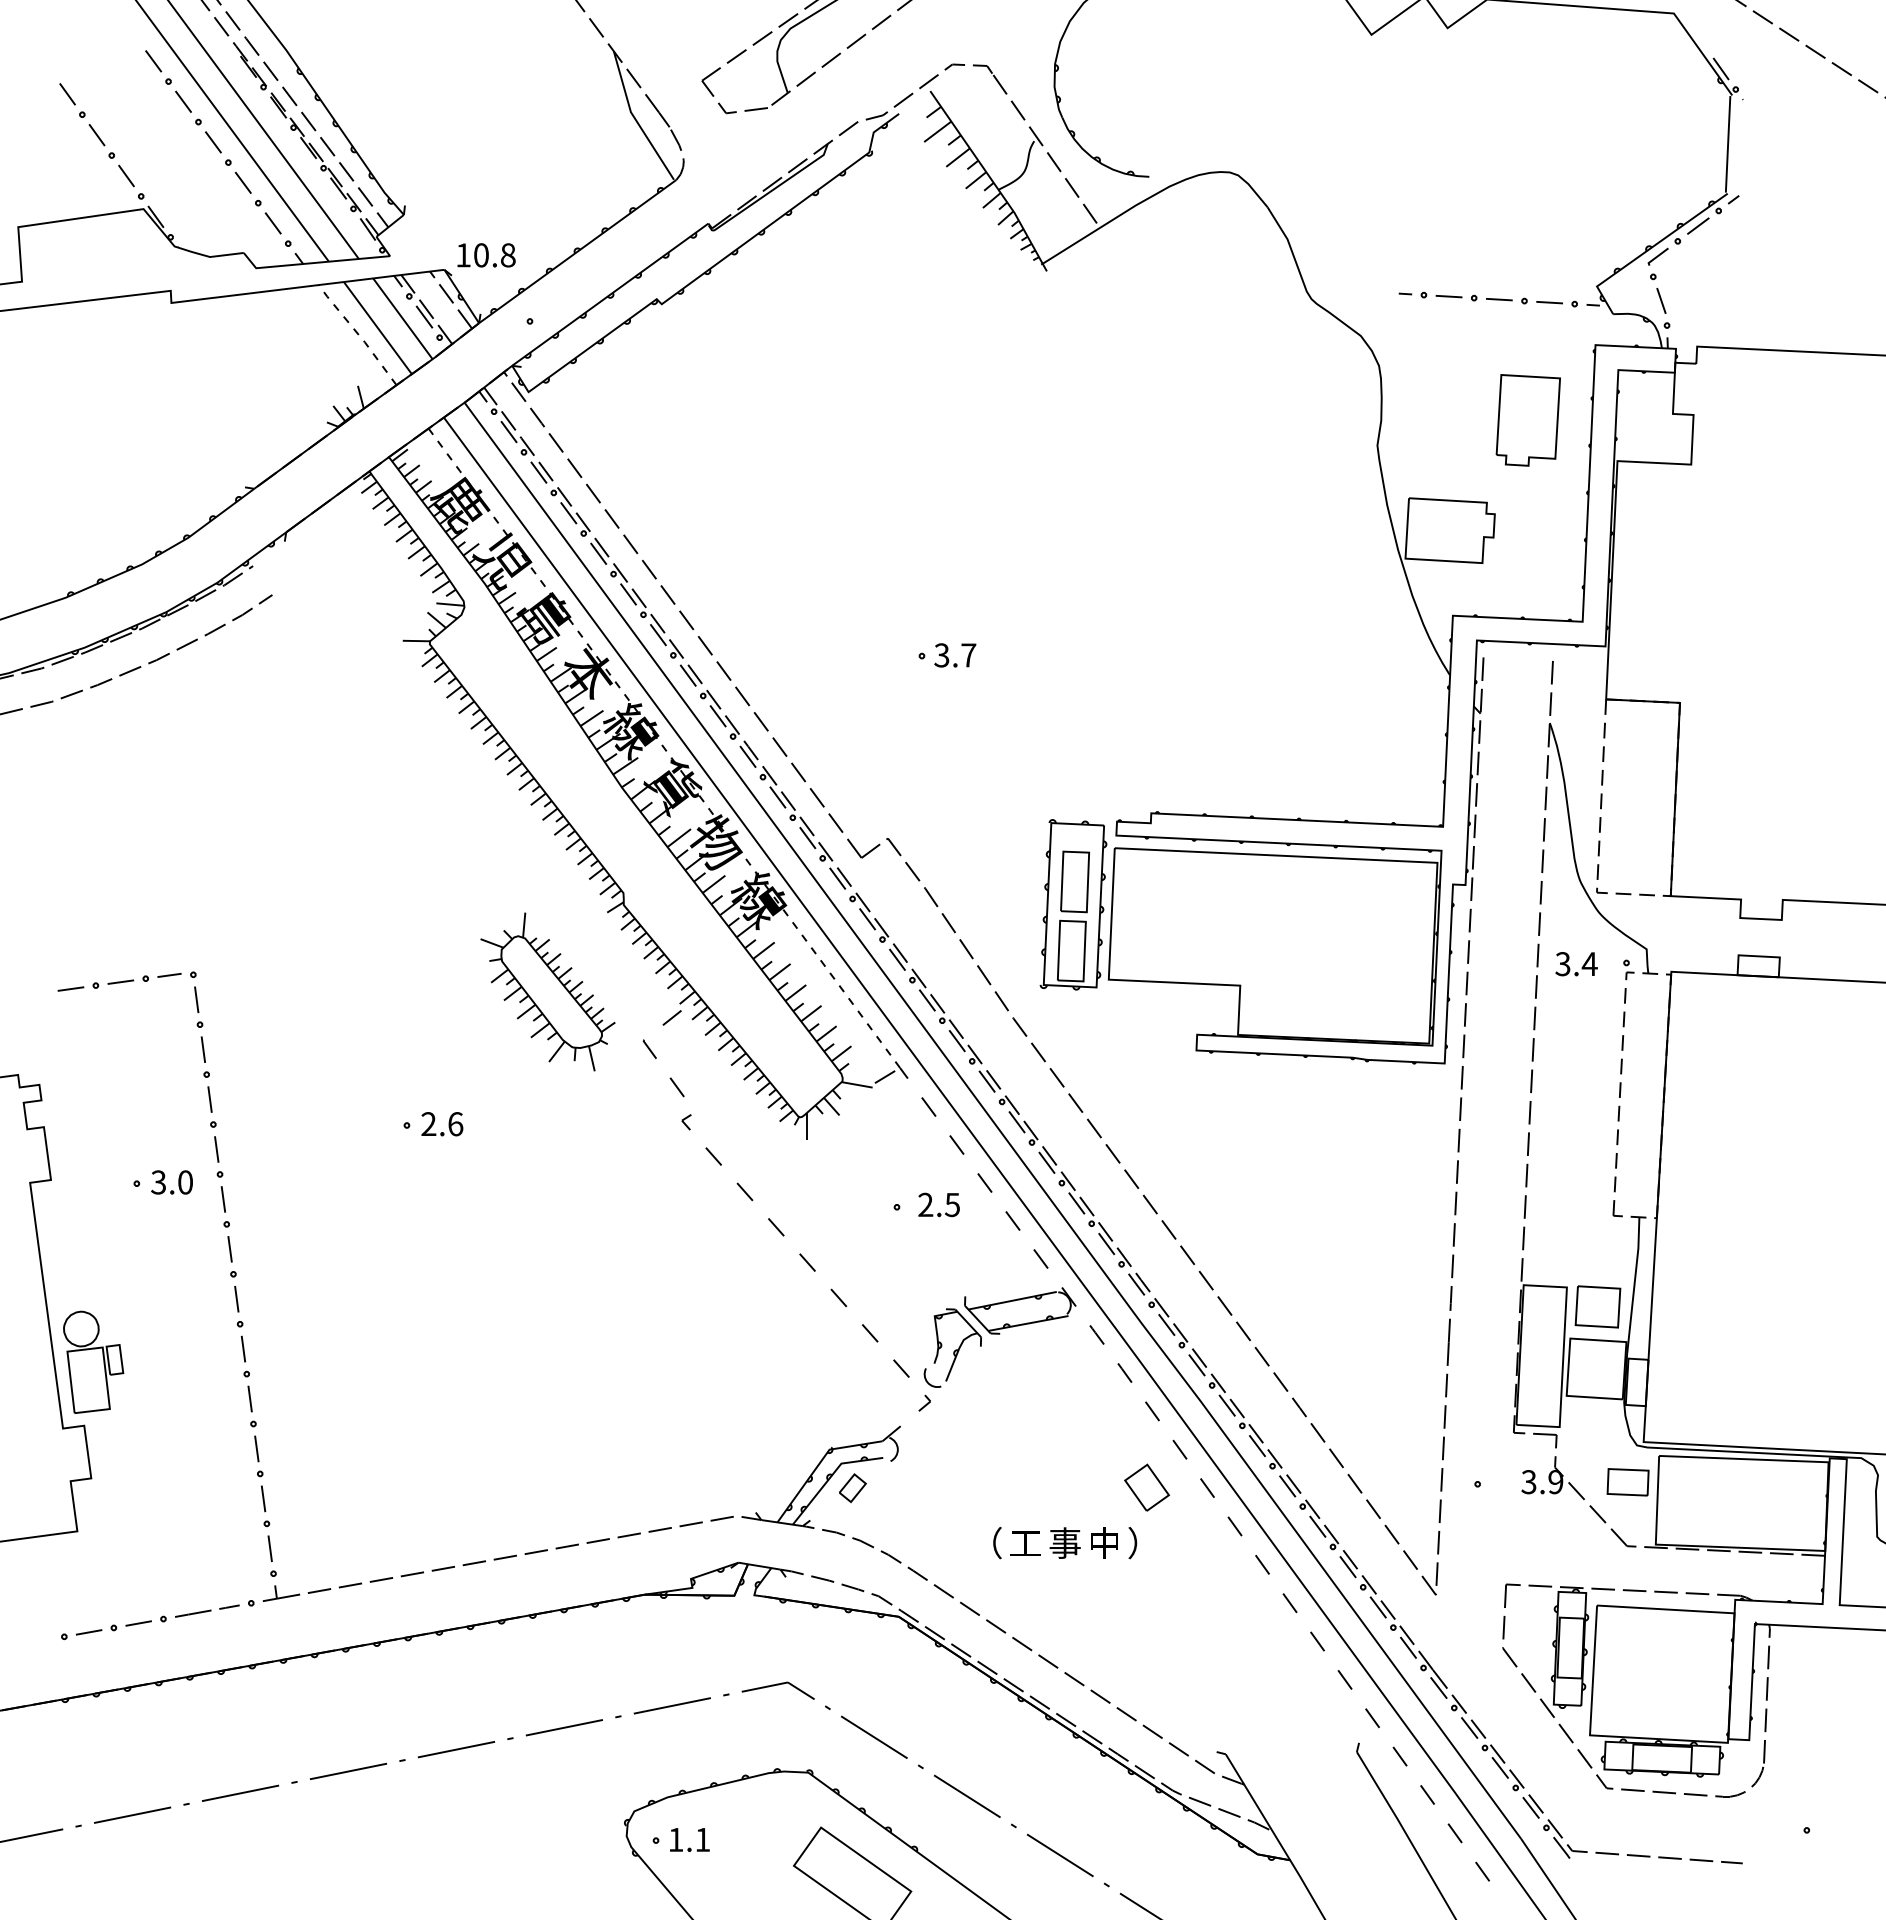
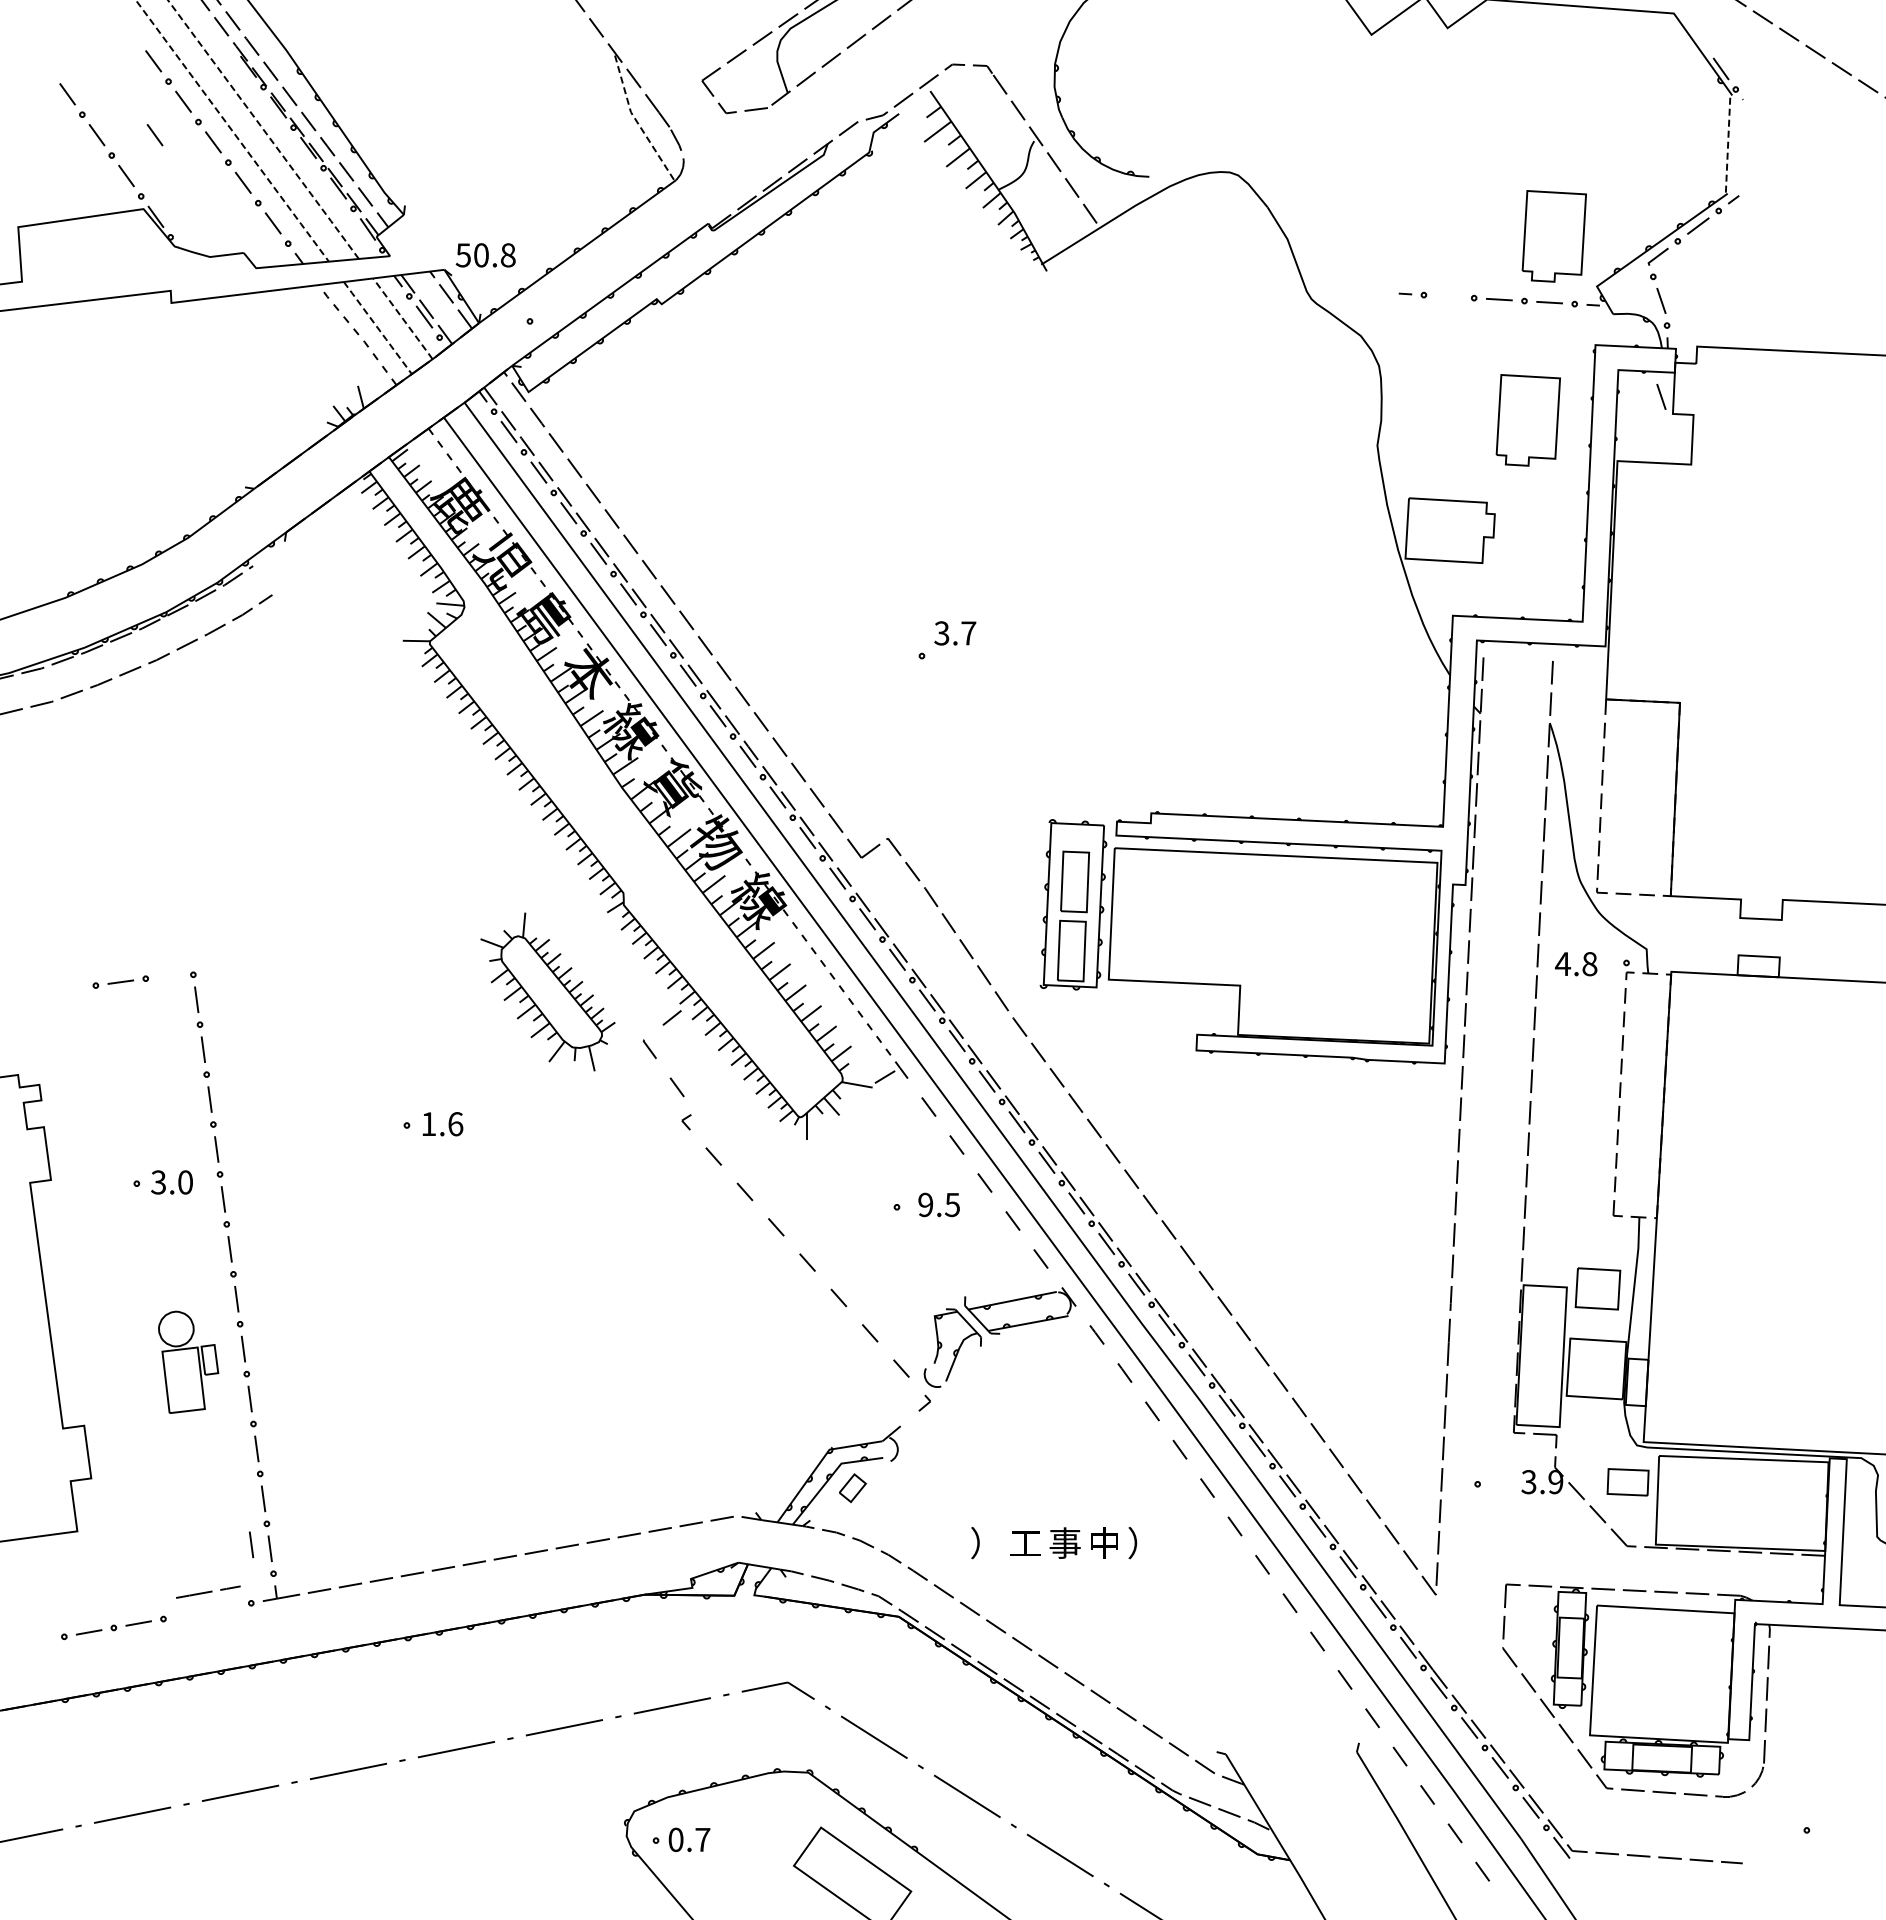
line: solid -> dashed (635, 118)
line: solid -> dashed (264, 130)
line: solid -> dashed (233, 132)
line: none -> present (154, 135)
line: solid -> dashed (1728, 143)
part: none -> present (1553, 236)
text: 10.8 -> 50.8 (462, 255)
line: present -> none (1448, 296)
line: solid -> dashed (402, 318)
line: solid -> dashed (377, 328)
line: none -> present (1661, 396)
text position: (955, 655) -> (955, 633) (955, 633)
text: 3.4 -> 4.8 (1575, 964)
line: present -> none (169, 975)
line: present -> none (70, 988)
text: 2.6 -> 1.6 (428, 1123)
text: 2.5 -> 9.5 (925, 1205)
part position: (1597, 1306) -> (1597, 1288) (1597, 1288)
part position: (93, 1361) -> (188, 1361) (188, 1361)
part: present -> none (1146, 1487)
text: （ -> ） (986, 1543)
line: none -> present (251, 1544)
line position: (207, 1610) -> (208, 1591) (208, 1591)
text: 1.1 -> 0.7 (689, 1839)
